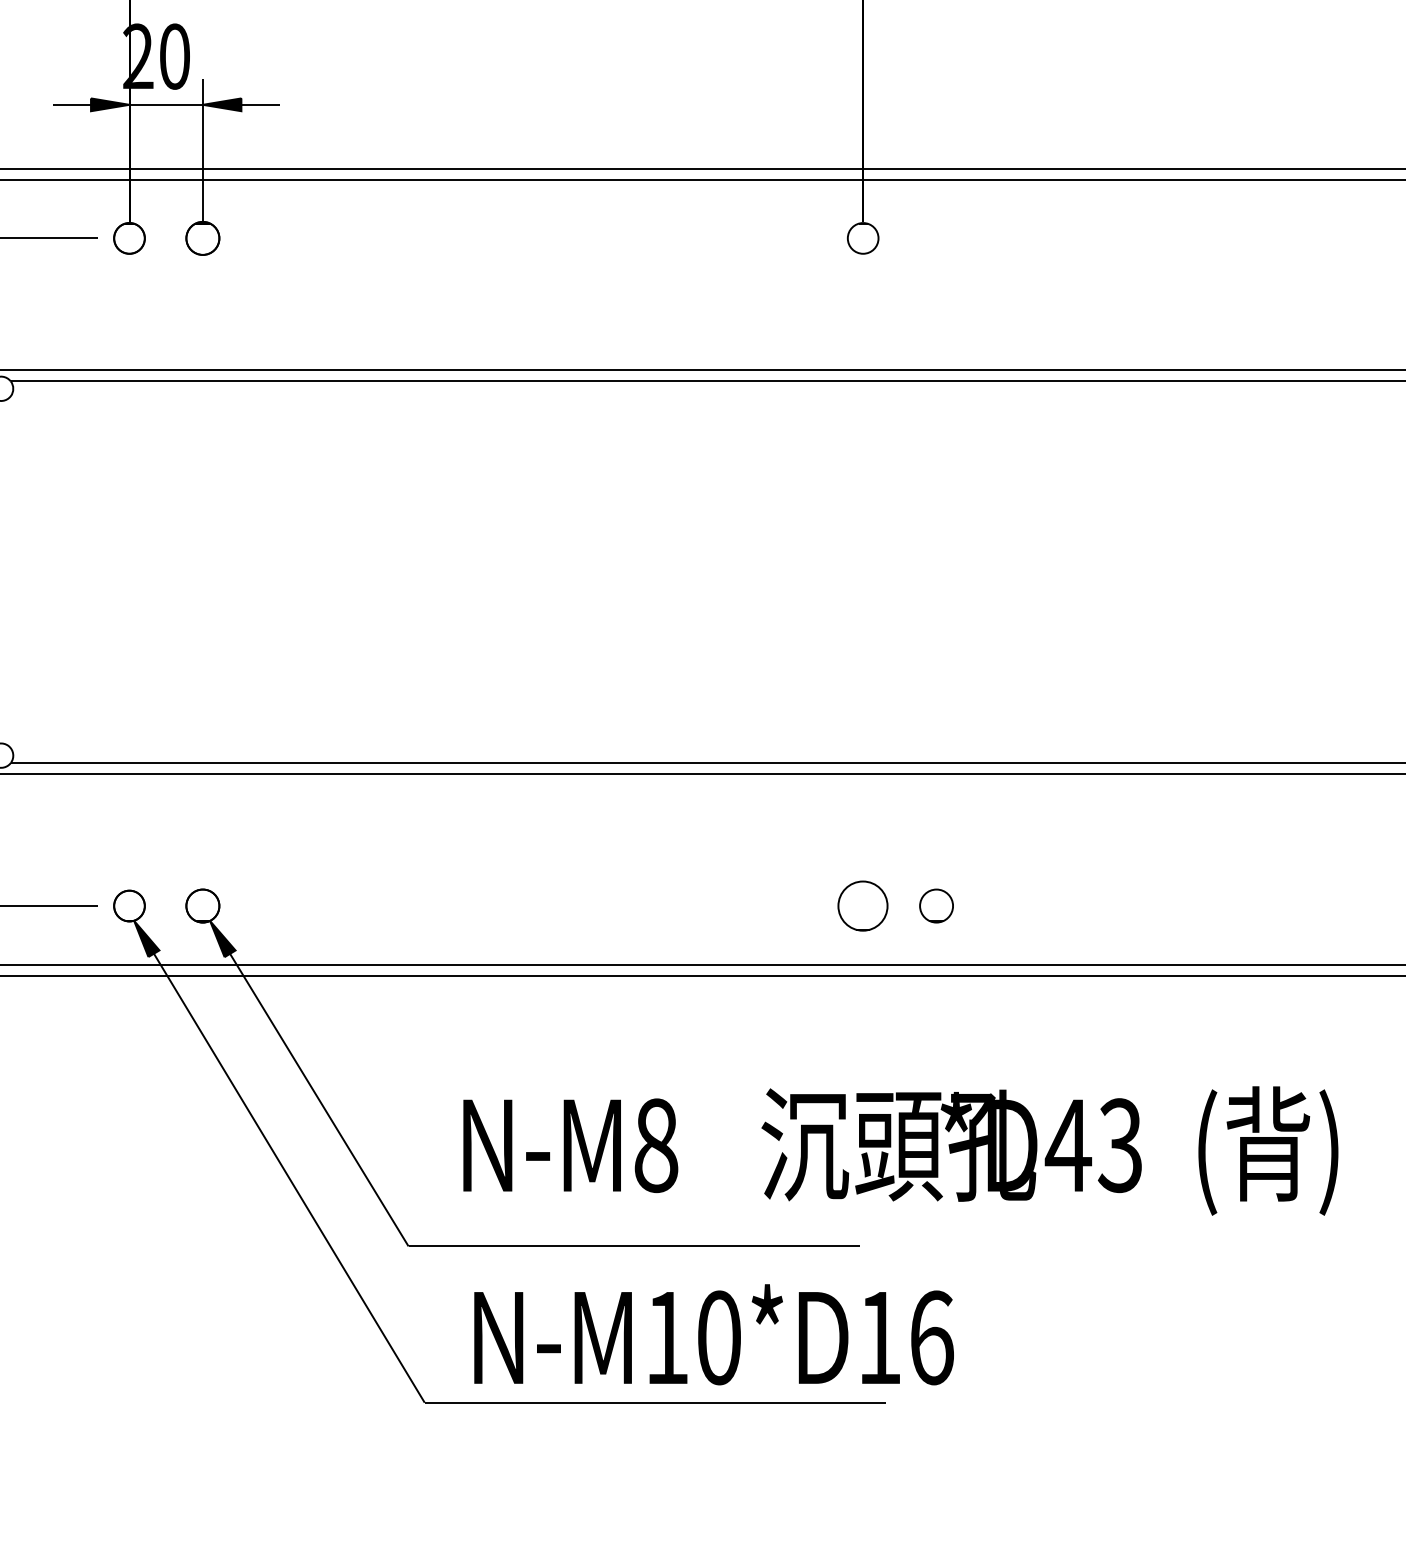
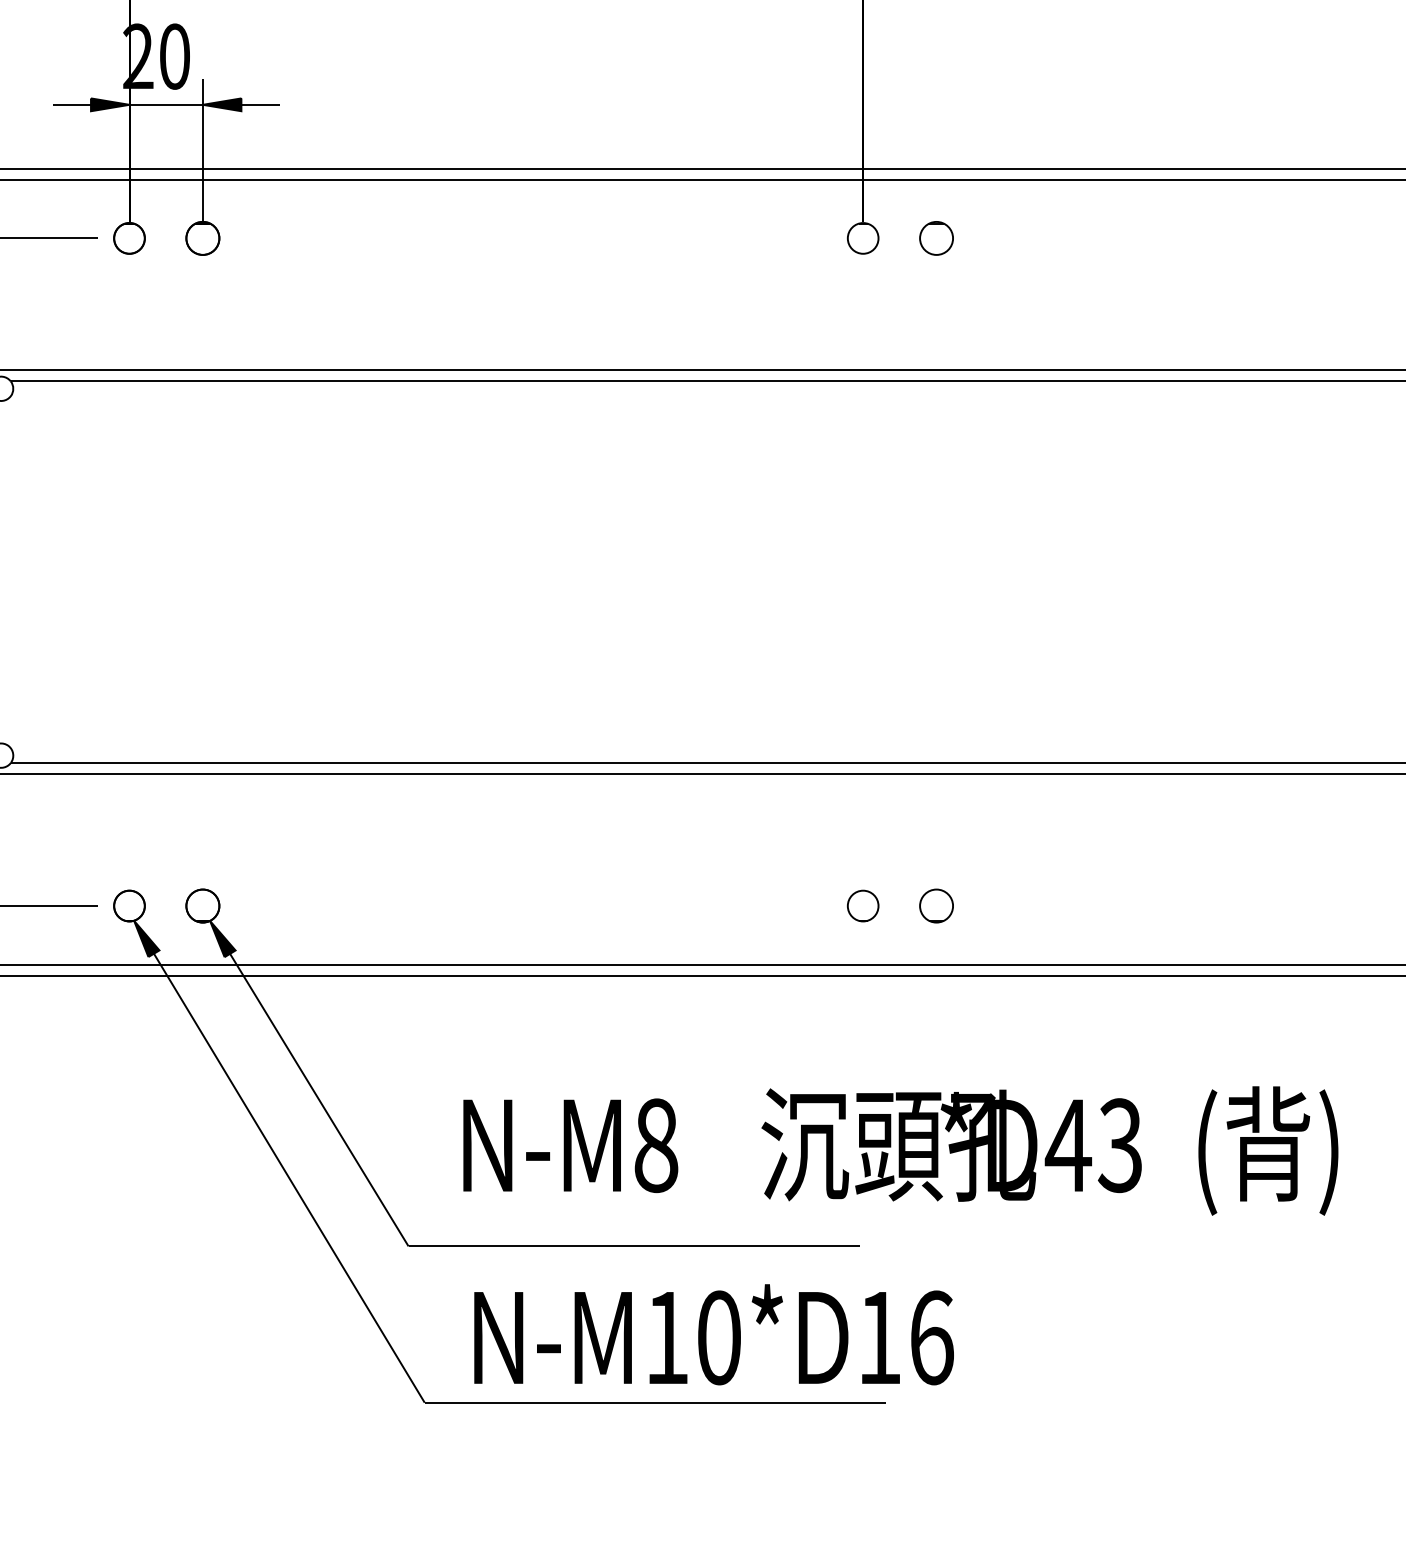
part: none -> present (936, 238)
part size: 52x52 px -> 33x34 px (863, 905)
